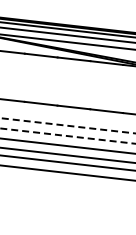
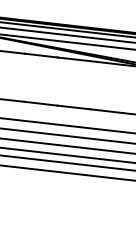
line: dashed -> solid (68, 125)
line: dashed -> solid (67, 136)
